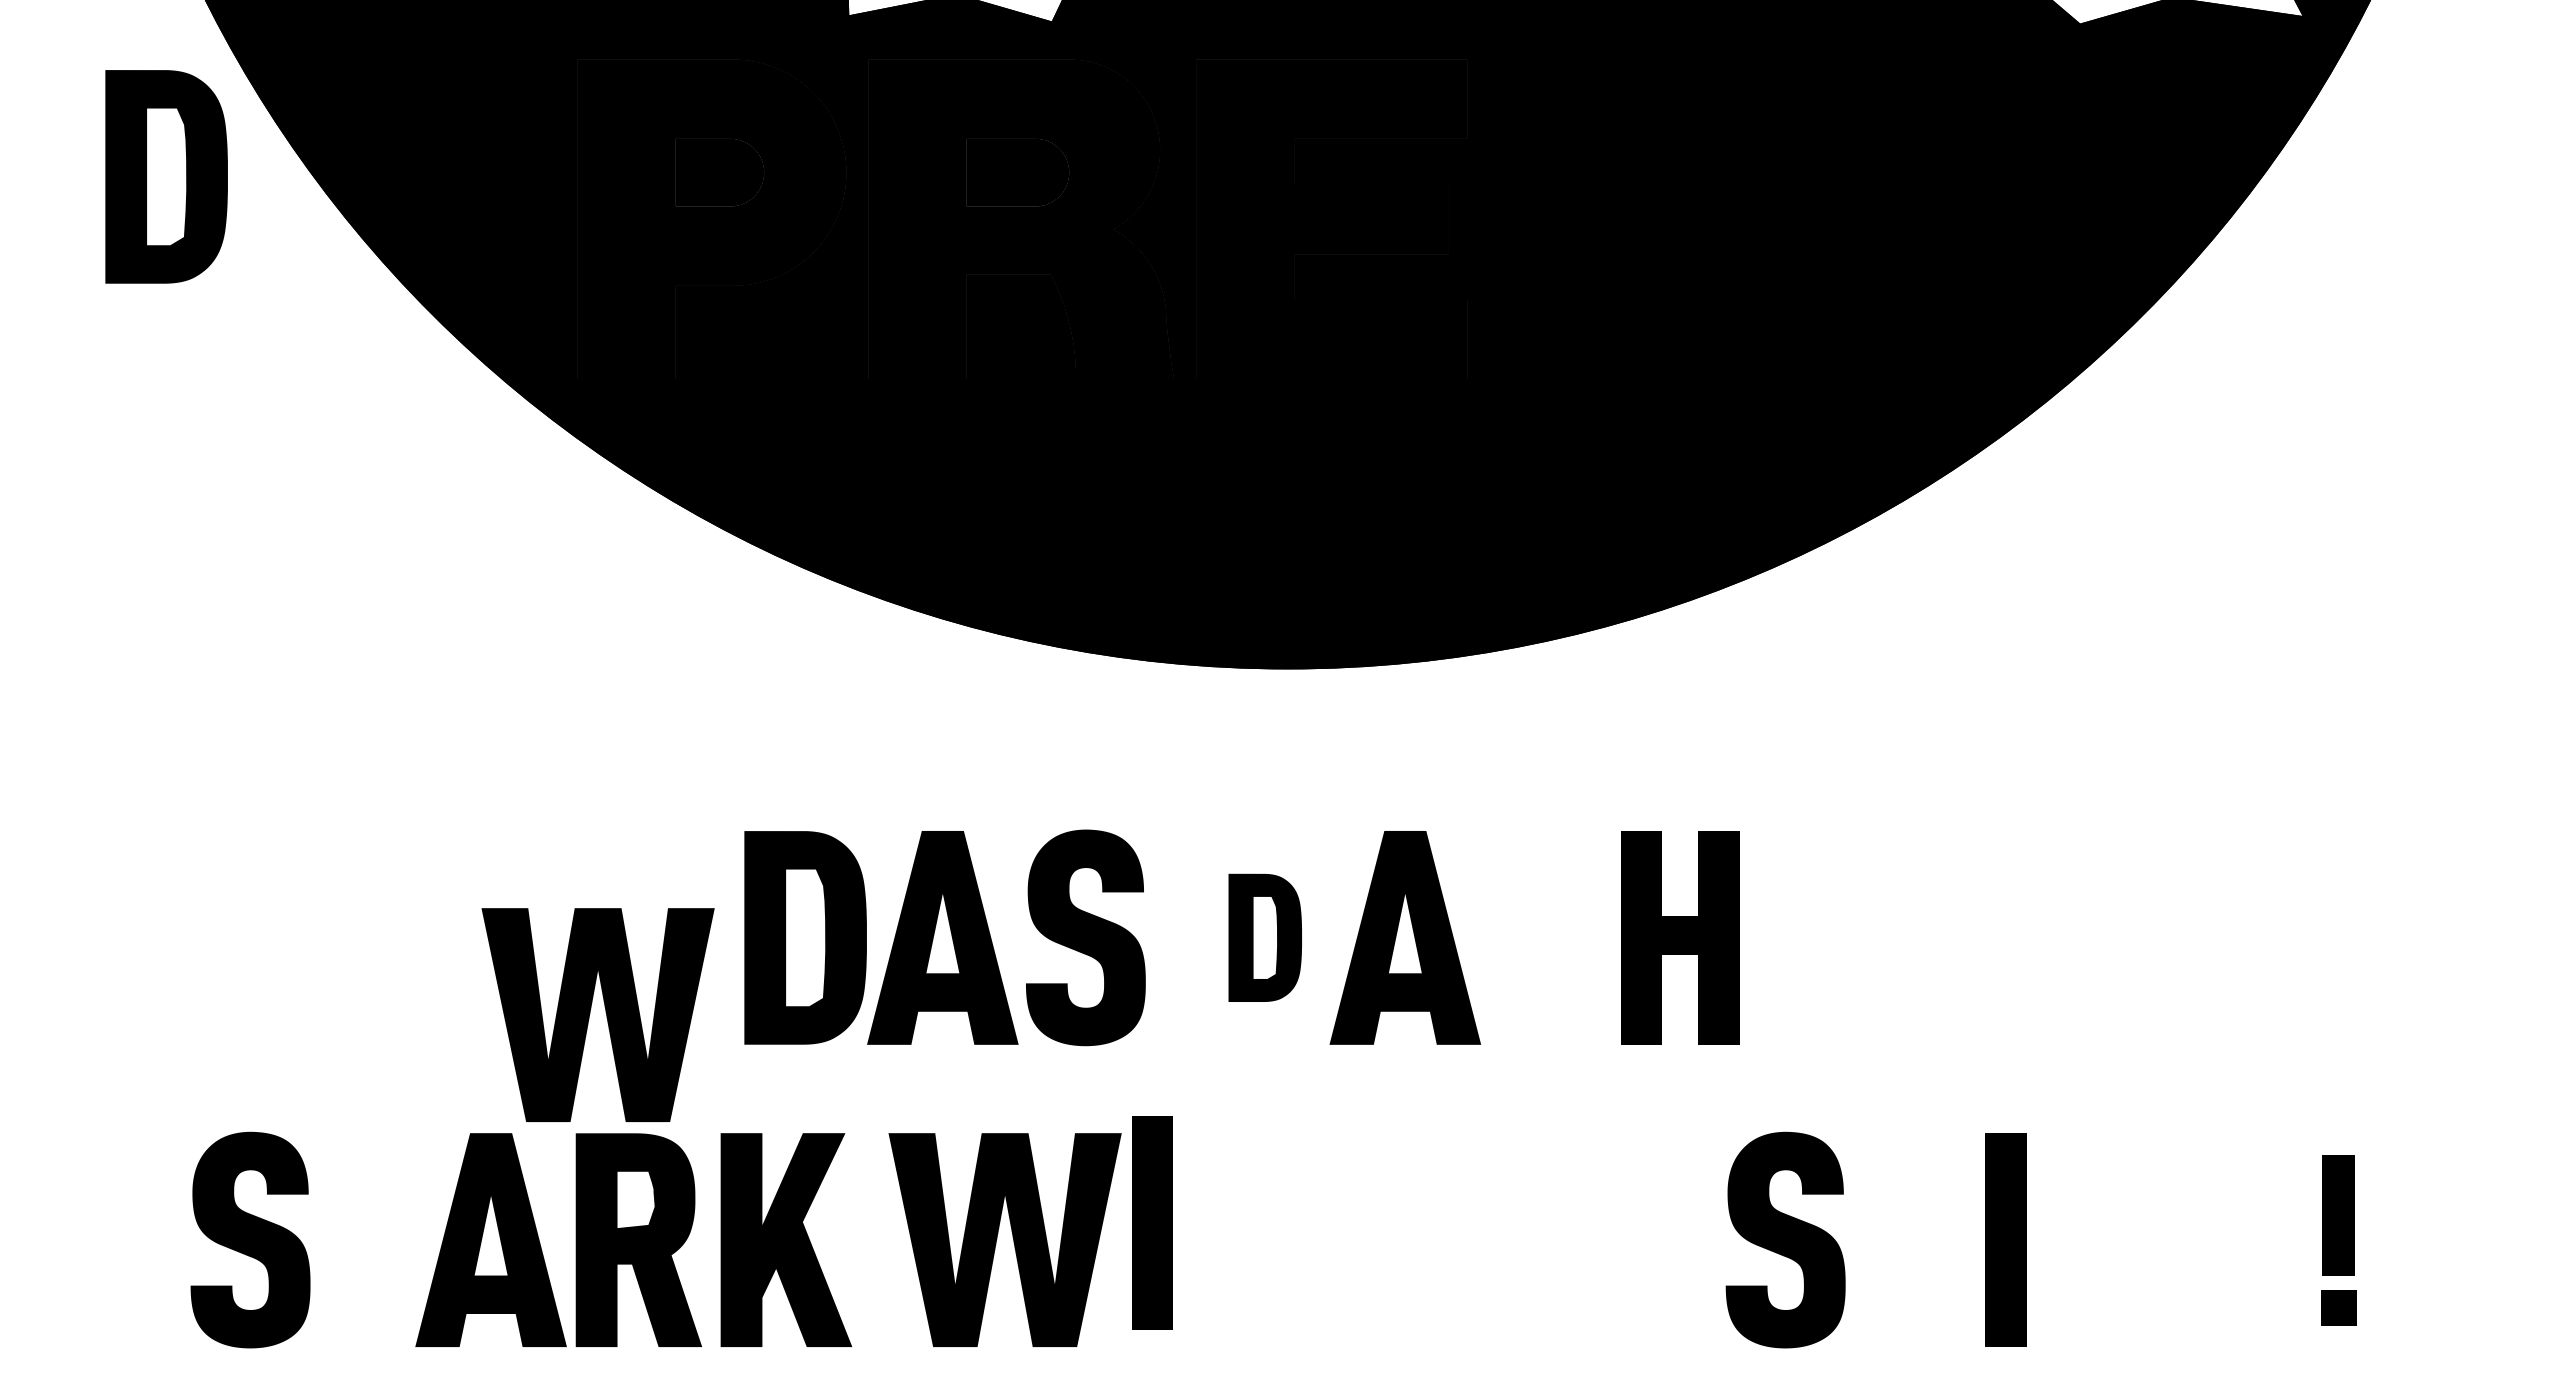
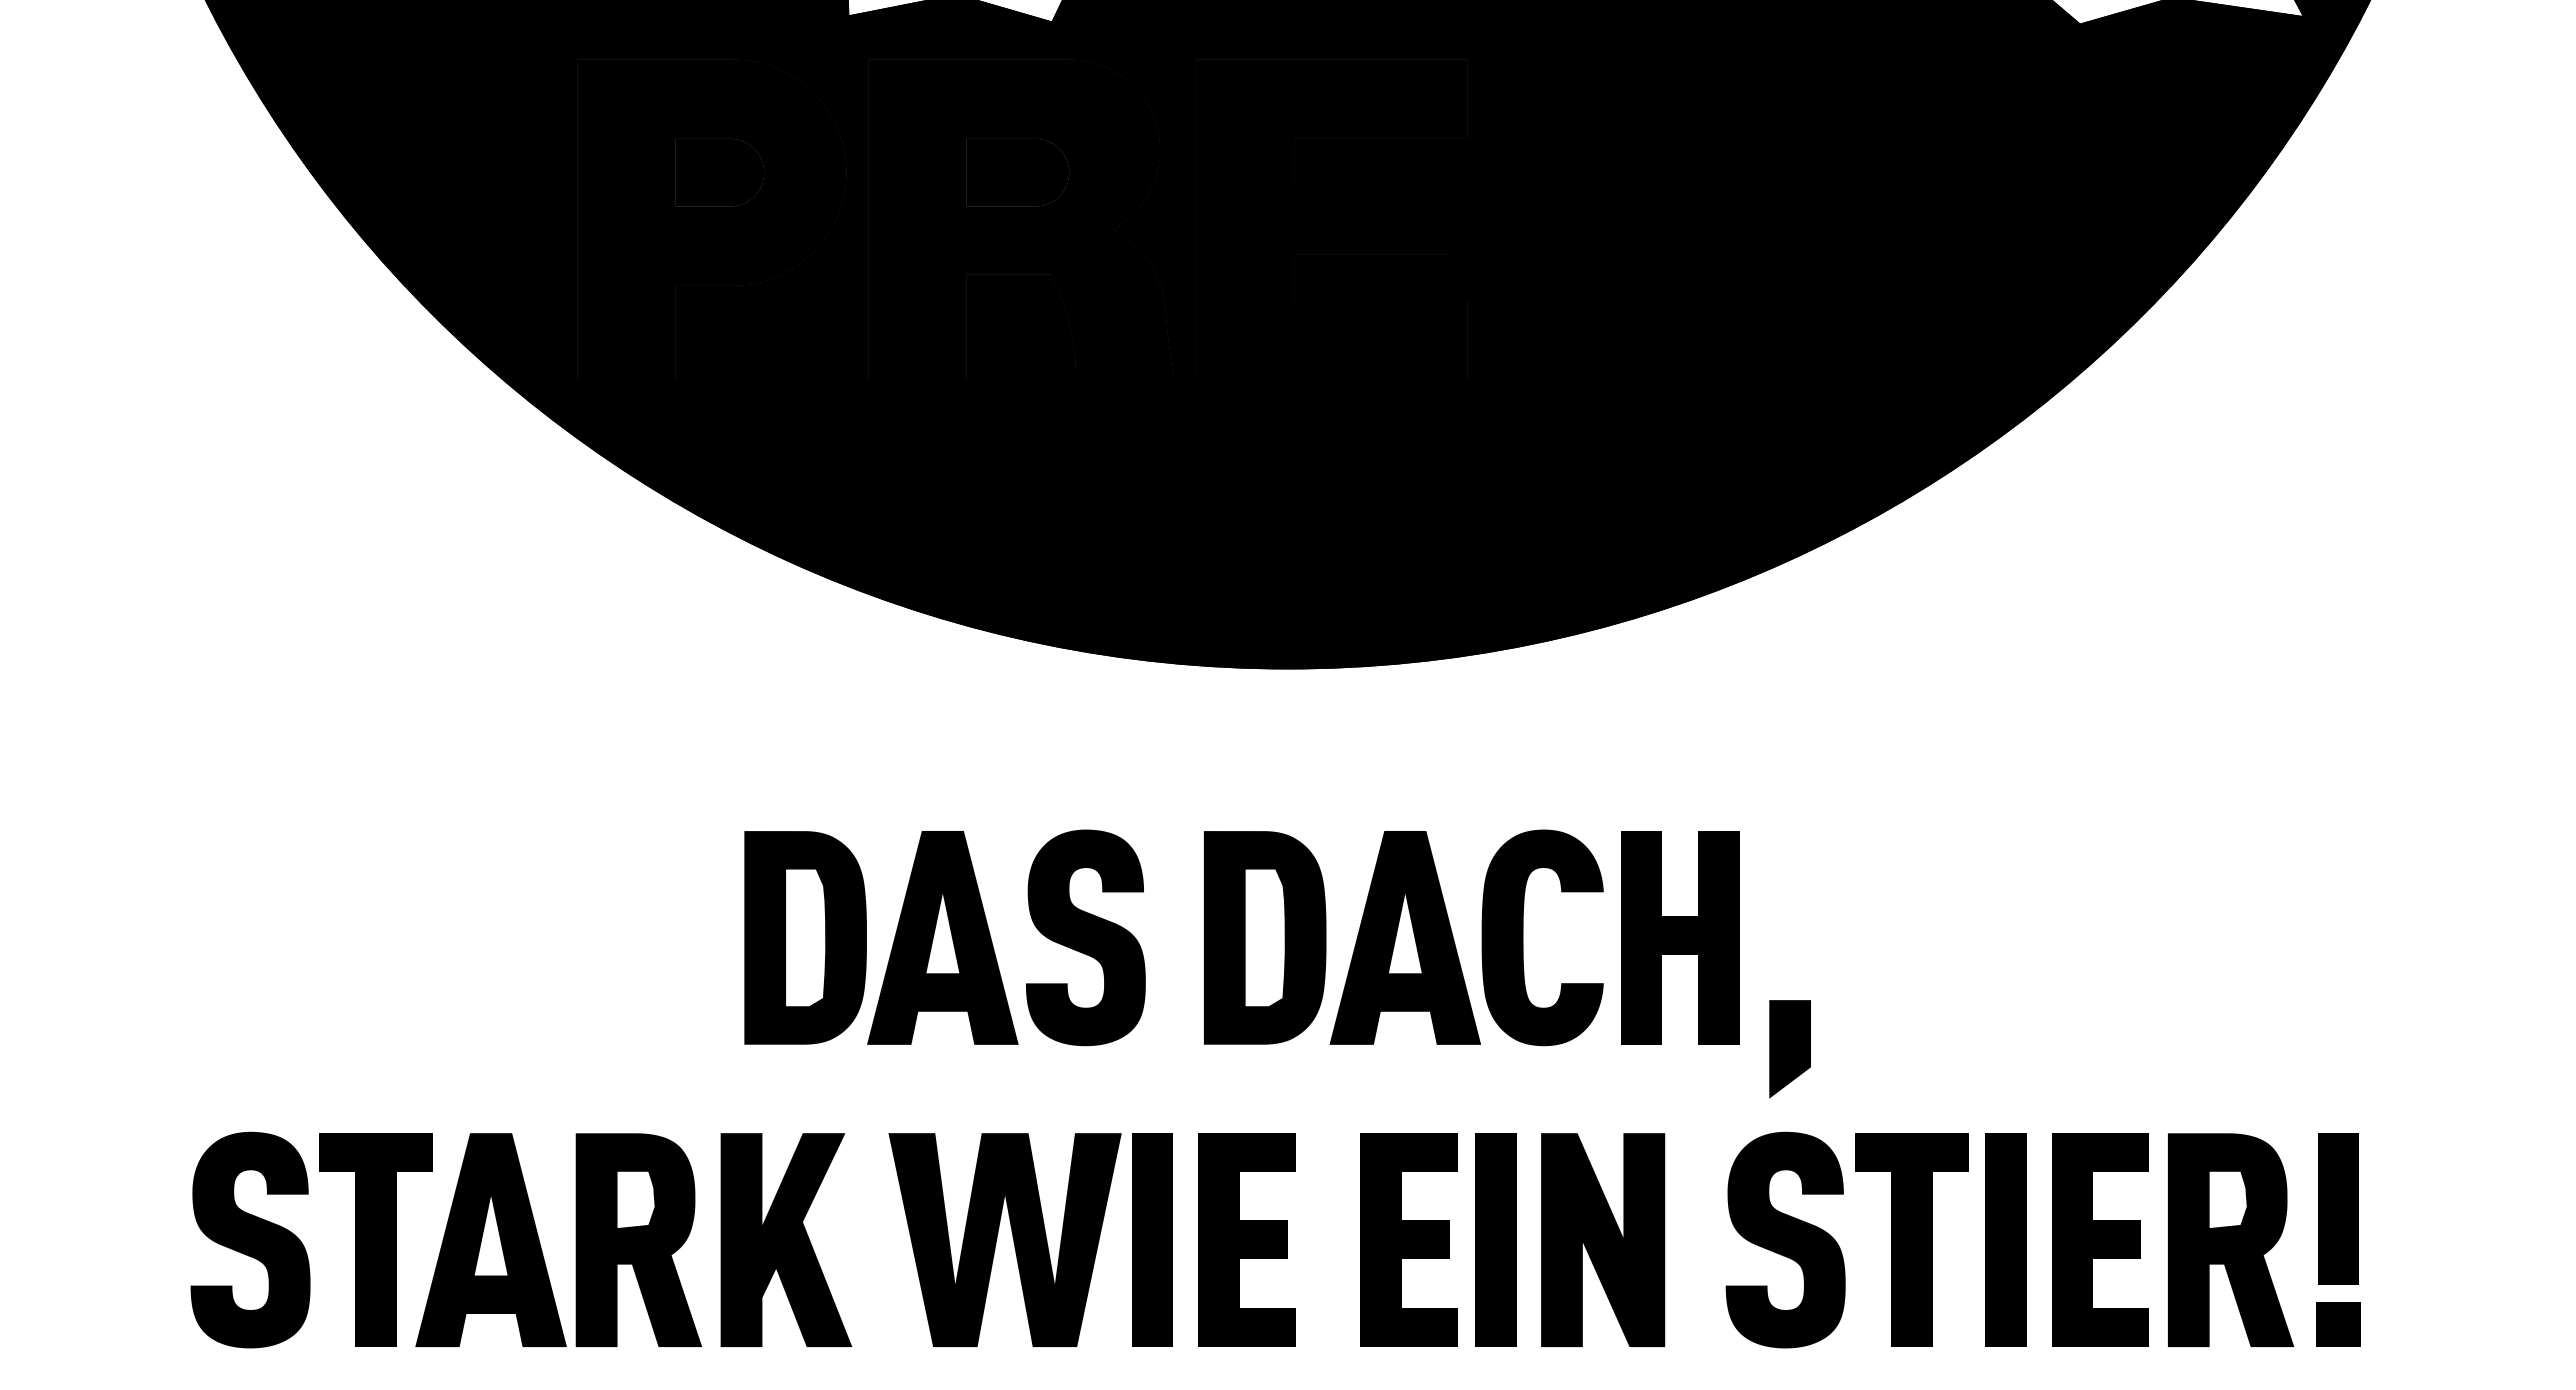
part: present -> none (166, 176)
part size: 74x129 px -> 123x214 px (1265, 937)
part: none -> present (1523, 937)
part: present -> none (590, 1014)
fill: none -> present (1790, 1049)
part position: (1152, 1222) -> (1152, 1239) (1152, 1239)
fill: none -> present (1246, 1239)
fill: none -> present (1408, 1239)
part: none -> present (1911, 1239)
fill: none -> present (2100, 1239)
part: none -> present (2231, 1239)
fill: none -> present (375, 1240)
fill: none -> present (1496, 1240)
fill: none -> present (1603, 1240)
part size: 36x171 px -> 45x214 px (2338, 1239)
